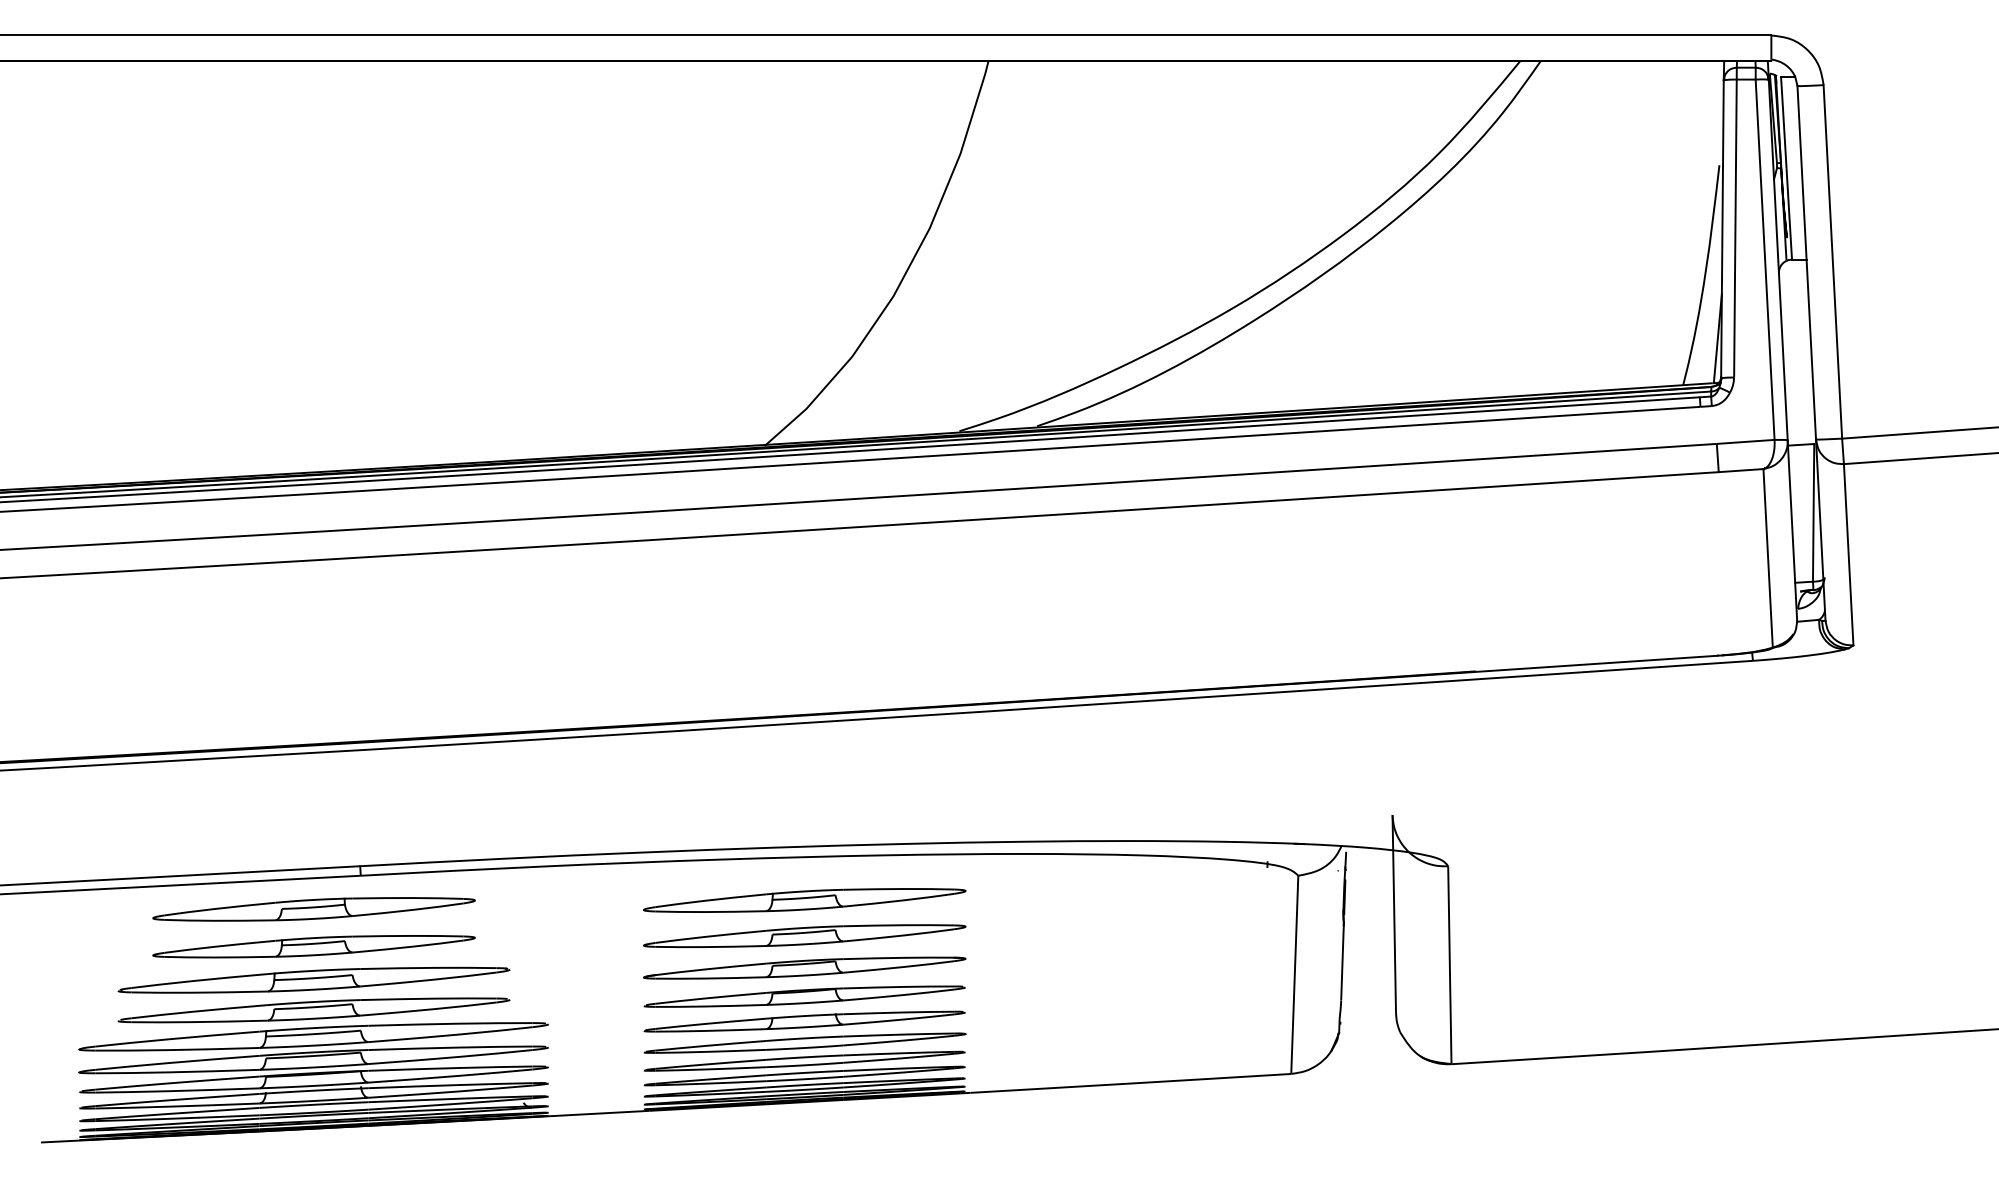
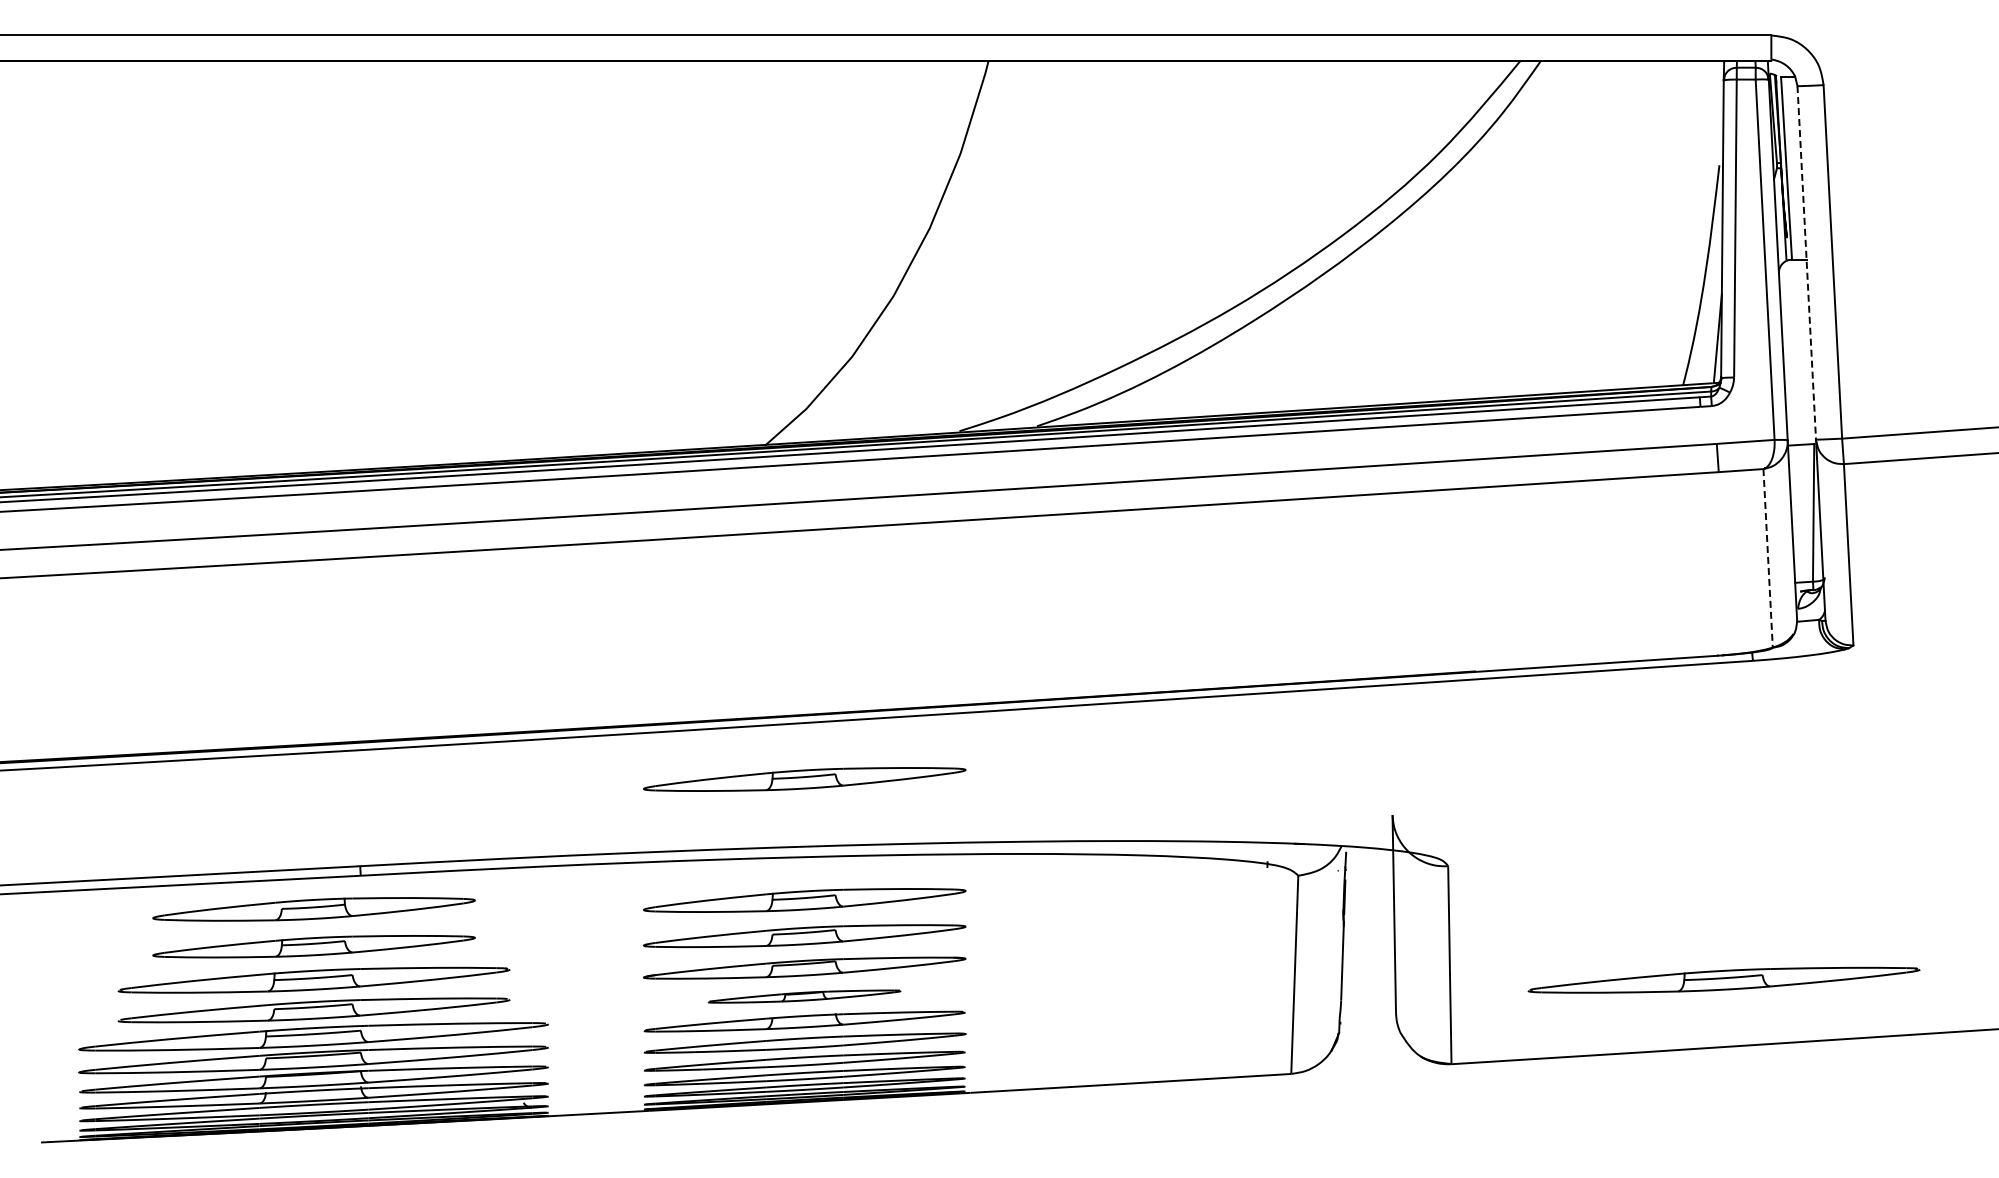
line: solid -> dashed (1806, 262)
line: solid -> dashed (1768, 558)
part: none -> present (804, 779)
part: none -> present (1723, 979)
part size: 323x23 px -> 194x15 px (804, 996)
